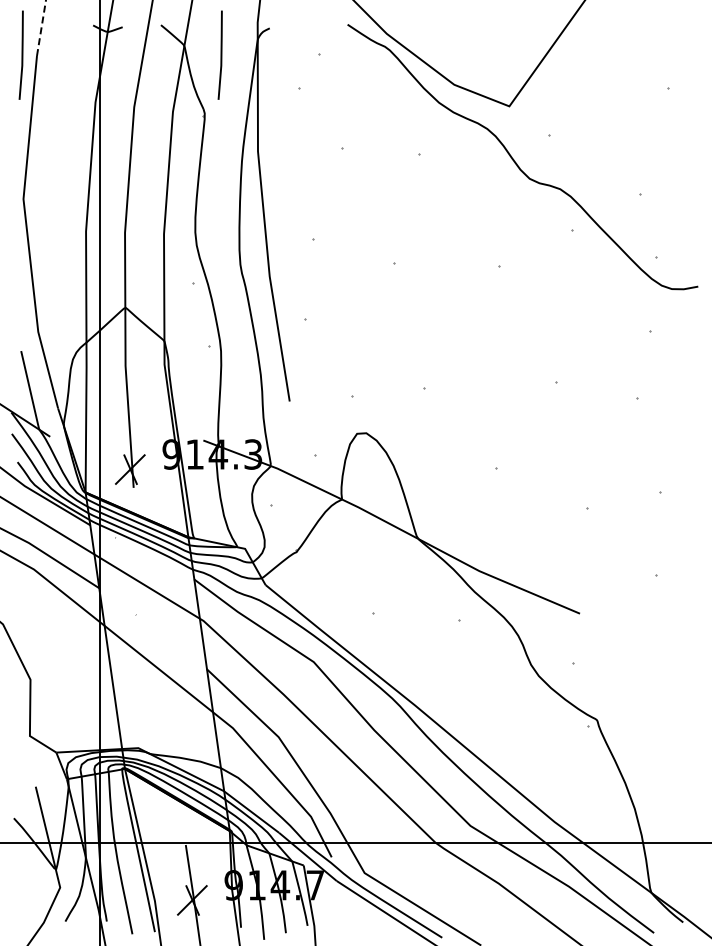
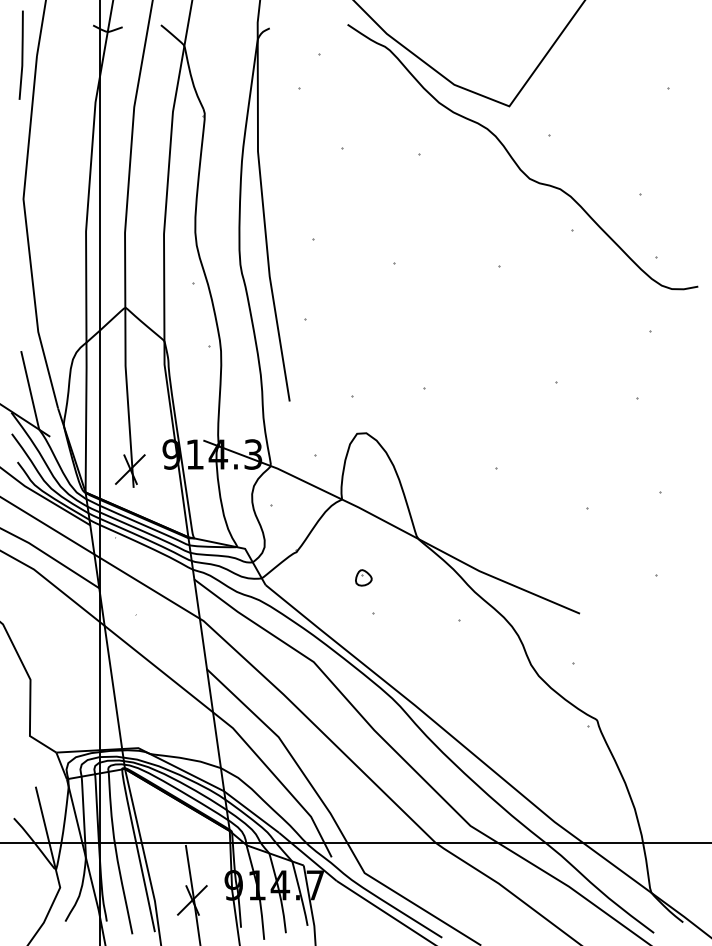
line: dashed -> solid (41, 28)
line: present -> none (220, 54)
part: none -> present (363, 577)
